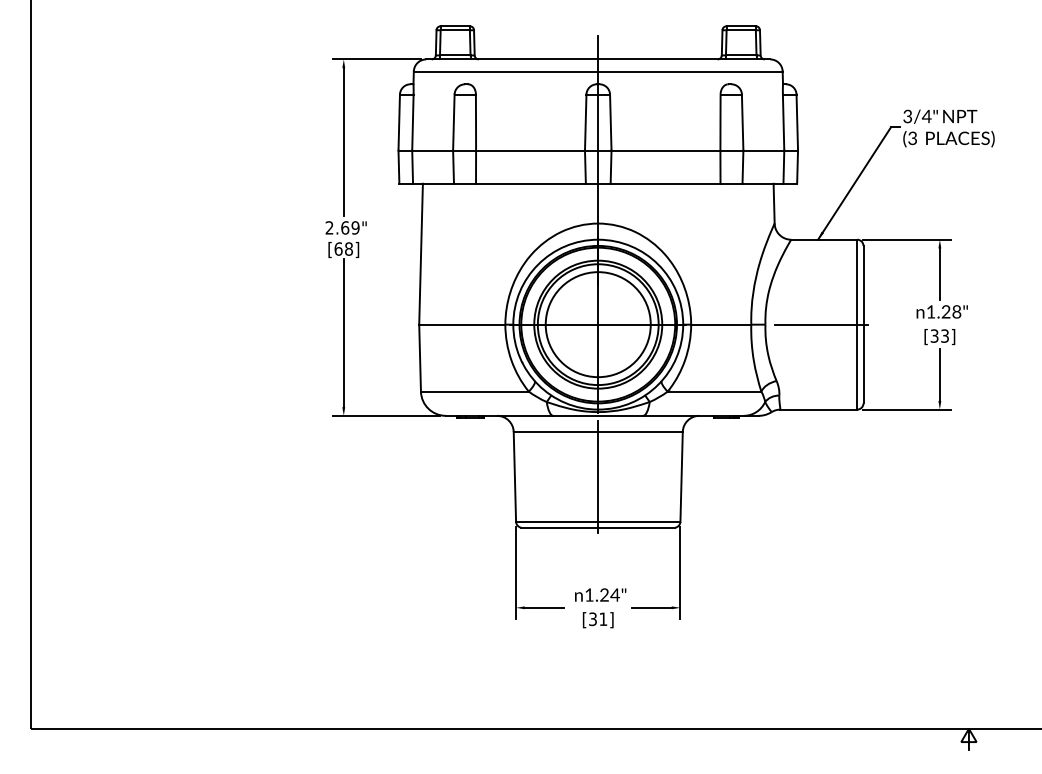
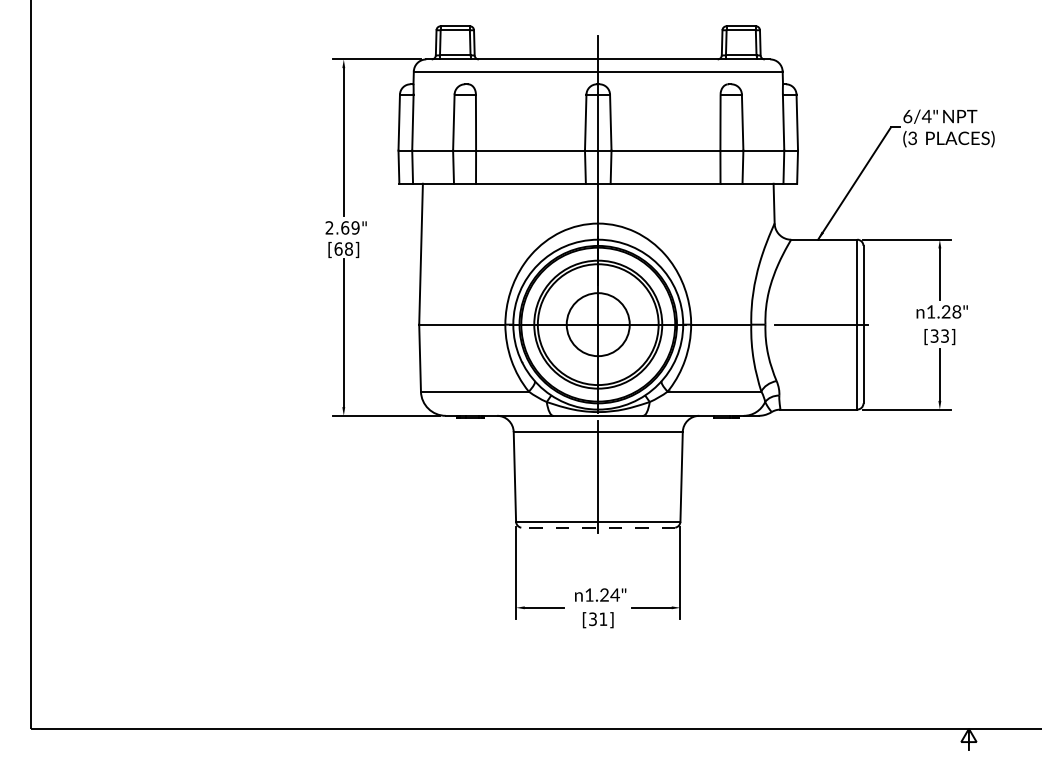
text: 3/4" -> 6/4" (907, 115)
circle diameter: 105 px -> 63 px (597, 324)
line: solid -> dashed (598, 527)
